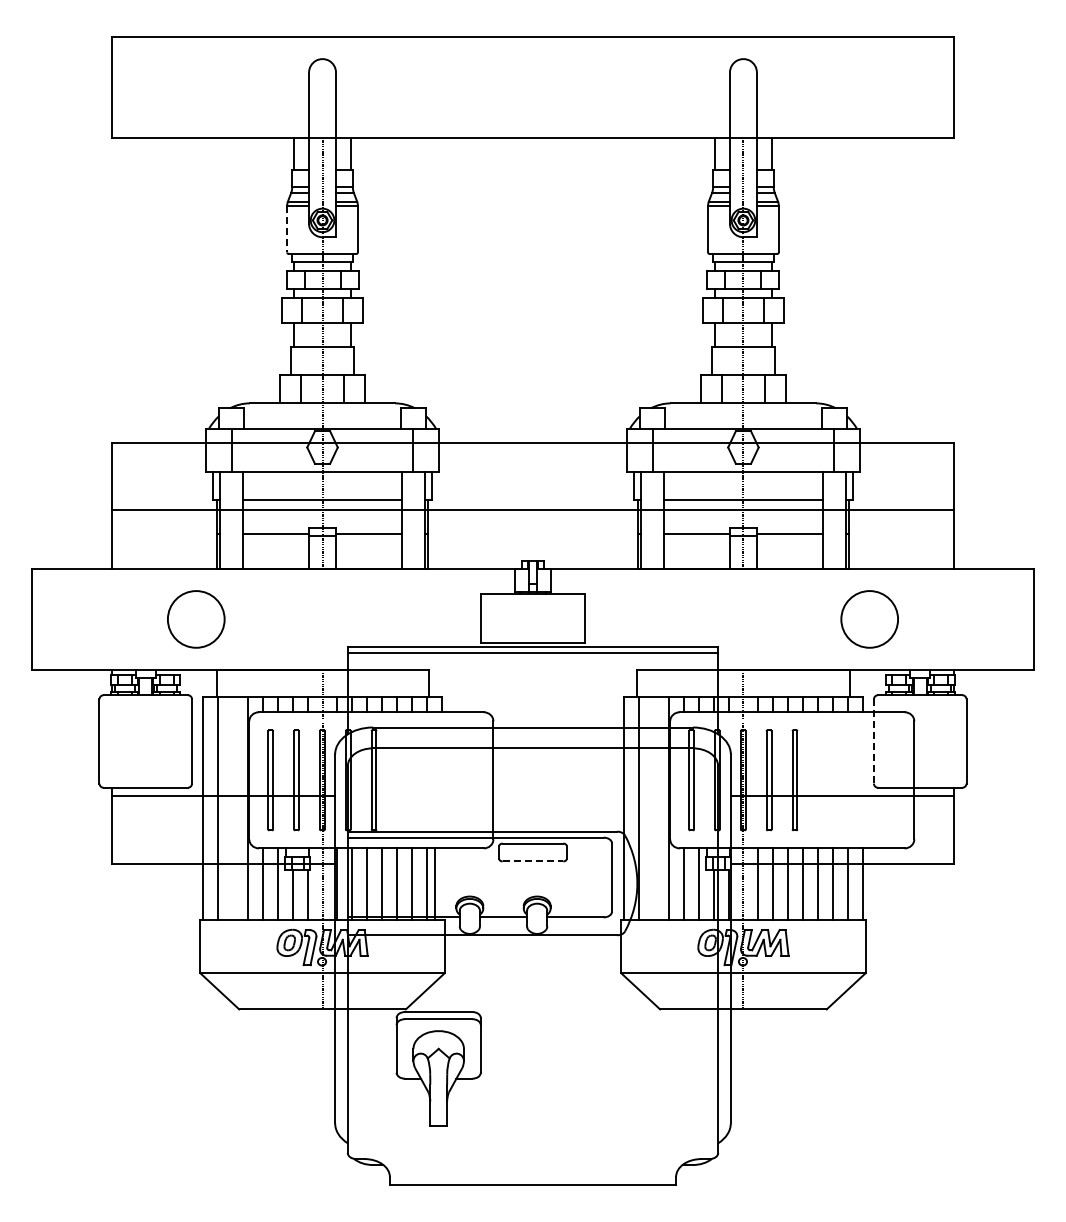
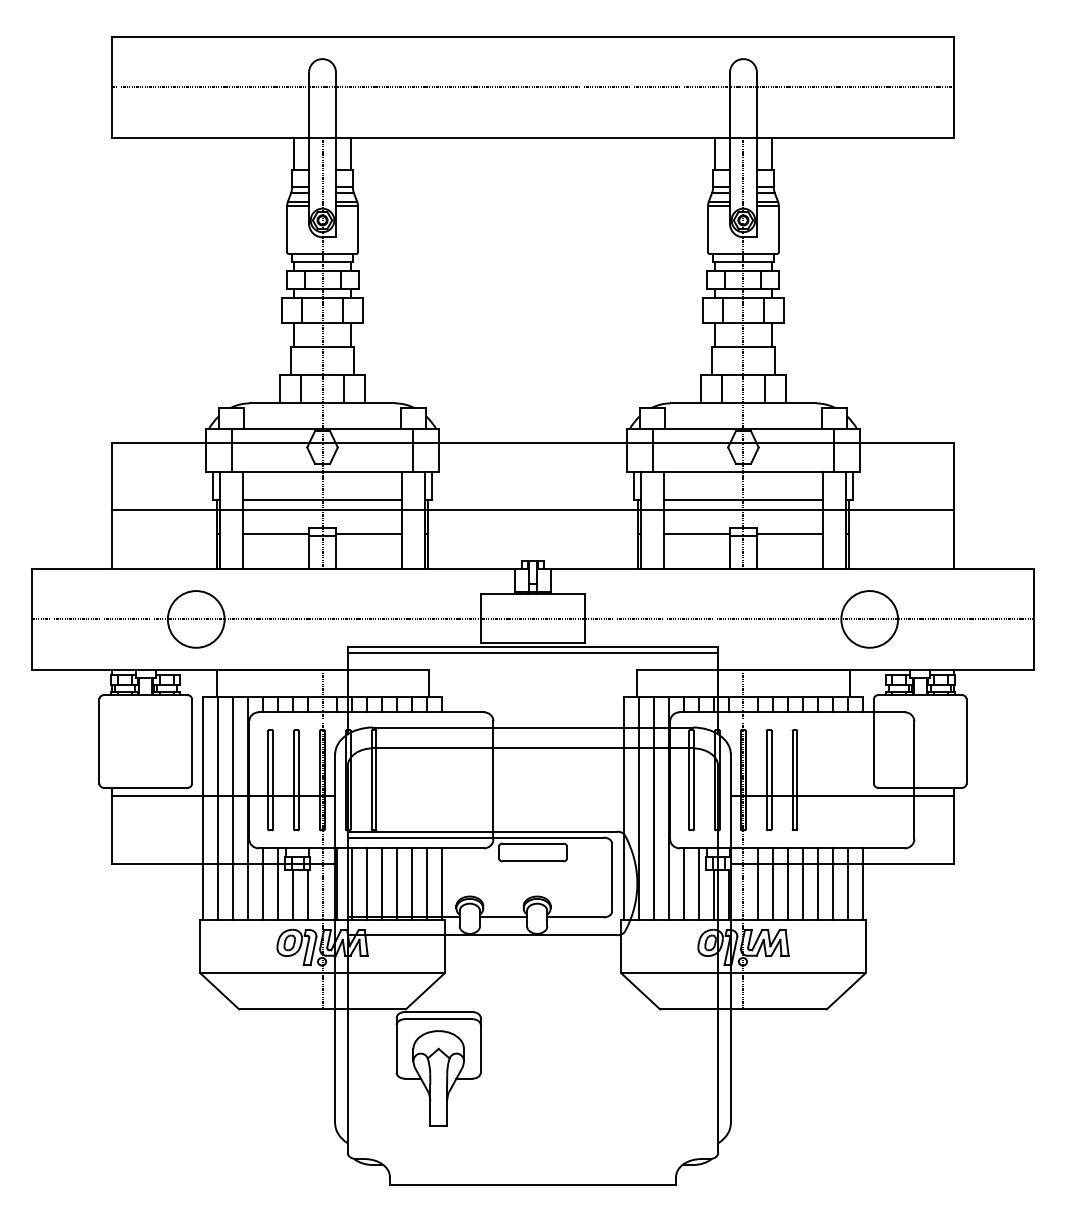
line: none -> present (532, 87)
line: dashed -> solid (287, 229)
line: none -> present (532, 619)
line: dashed -> solid (873, 741)
line: none -> present (233, 808)
line: none -> present (653, 808)
line: dashed -> solid (533, 861)
line position: (434, 884) -> (441, 884) (441, 884)
